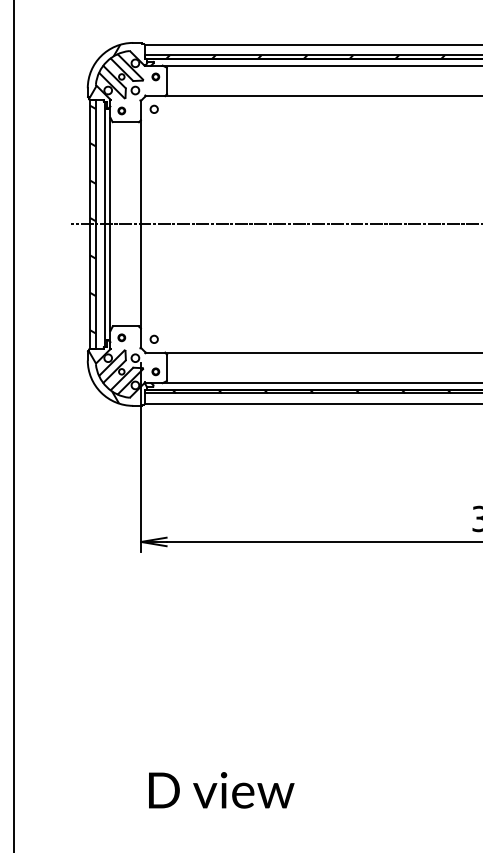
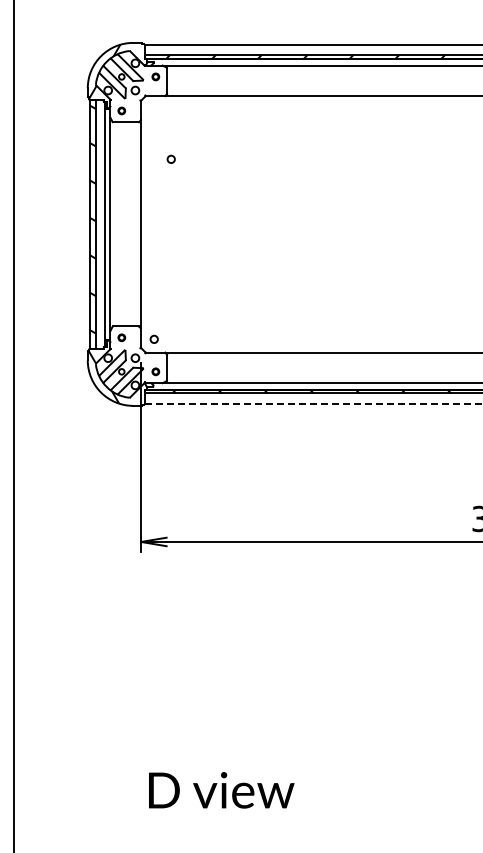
circle position: (153, 108) -> (170, 158) (170, 158)
line: present -> none (274, 224)
line: solid -> dashed (313, 403)
